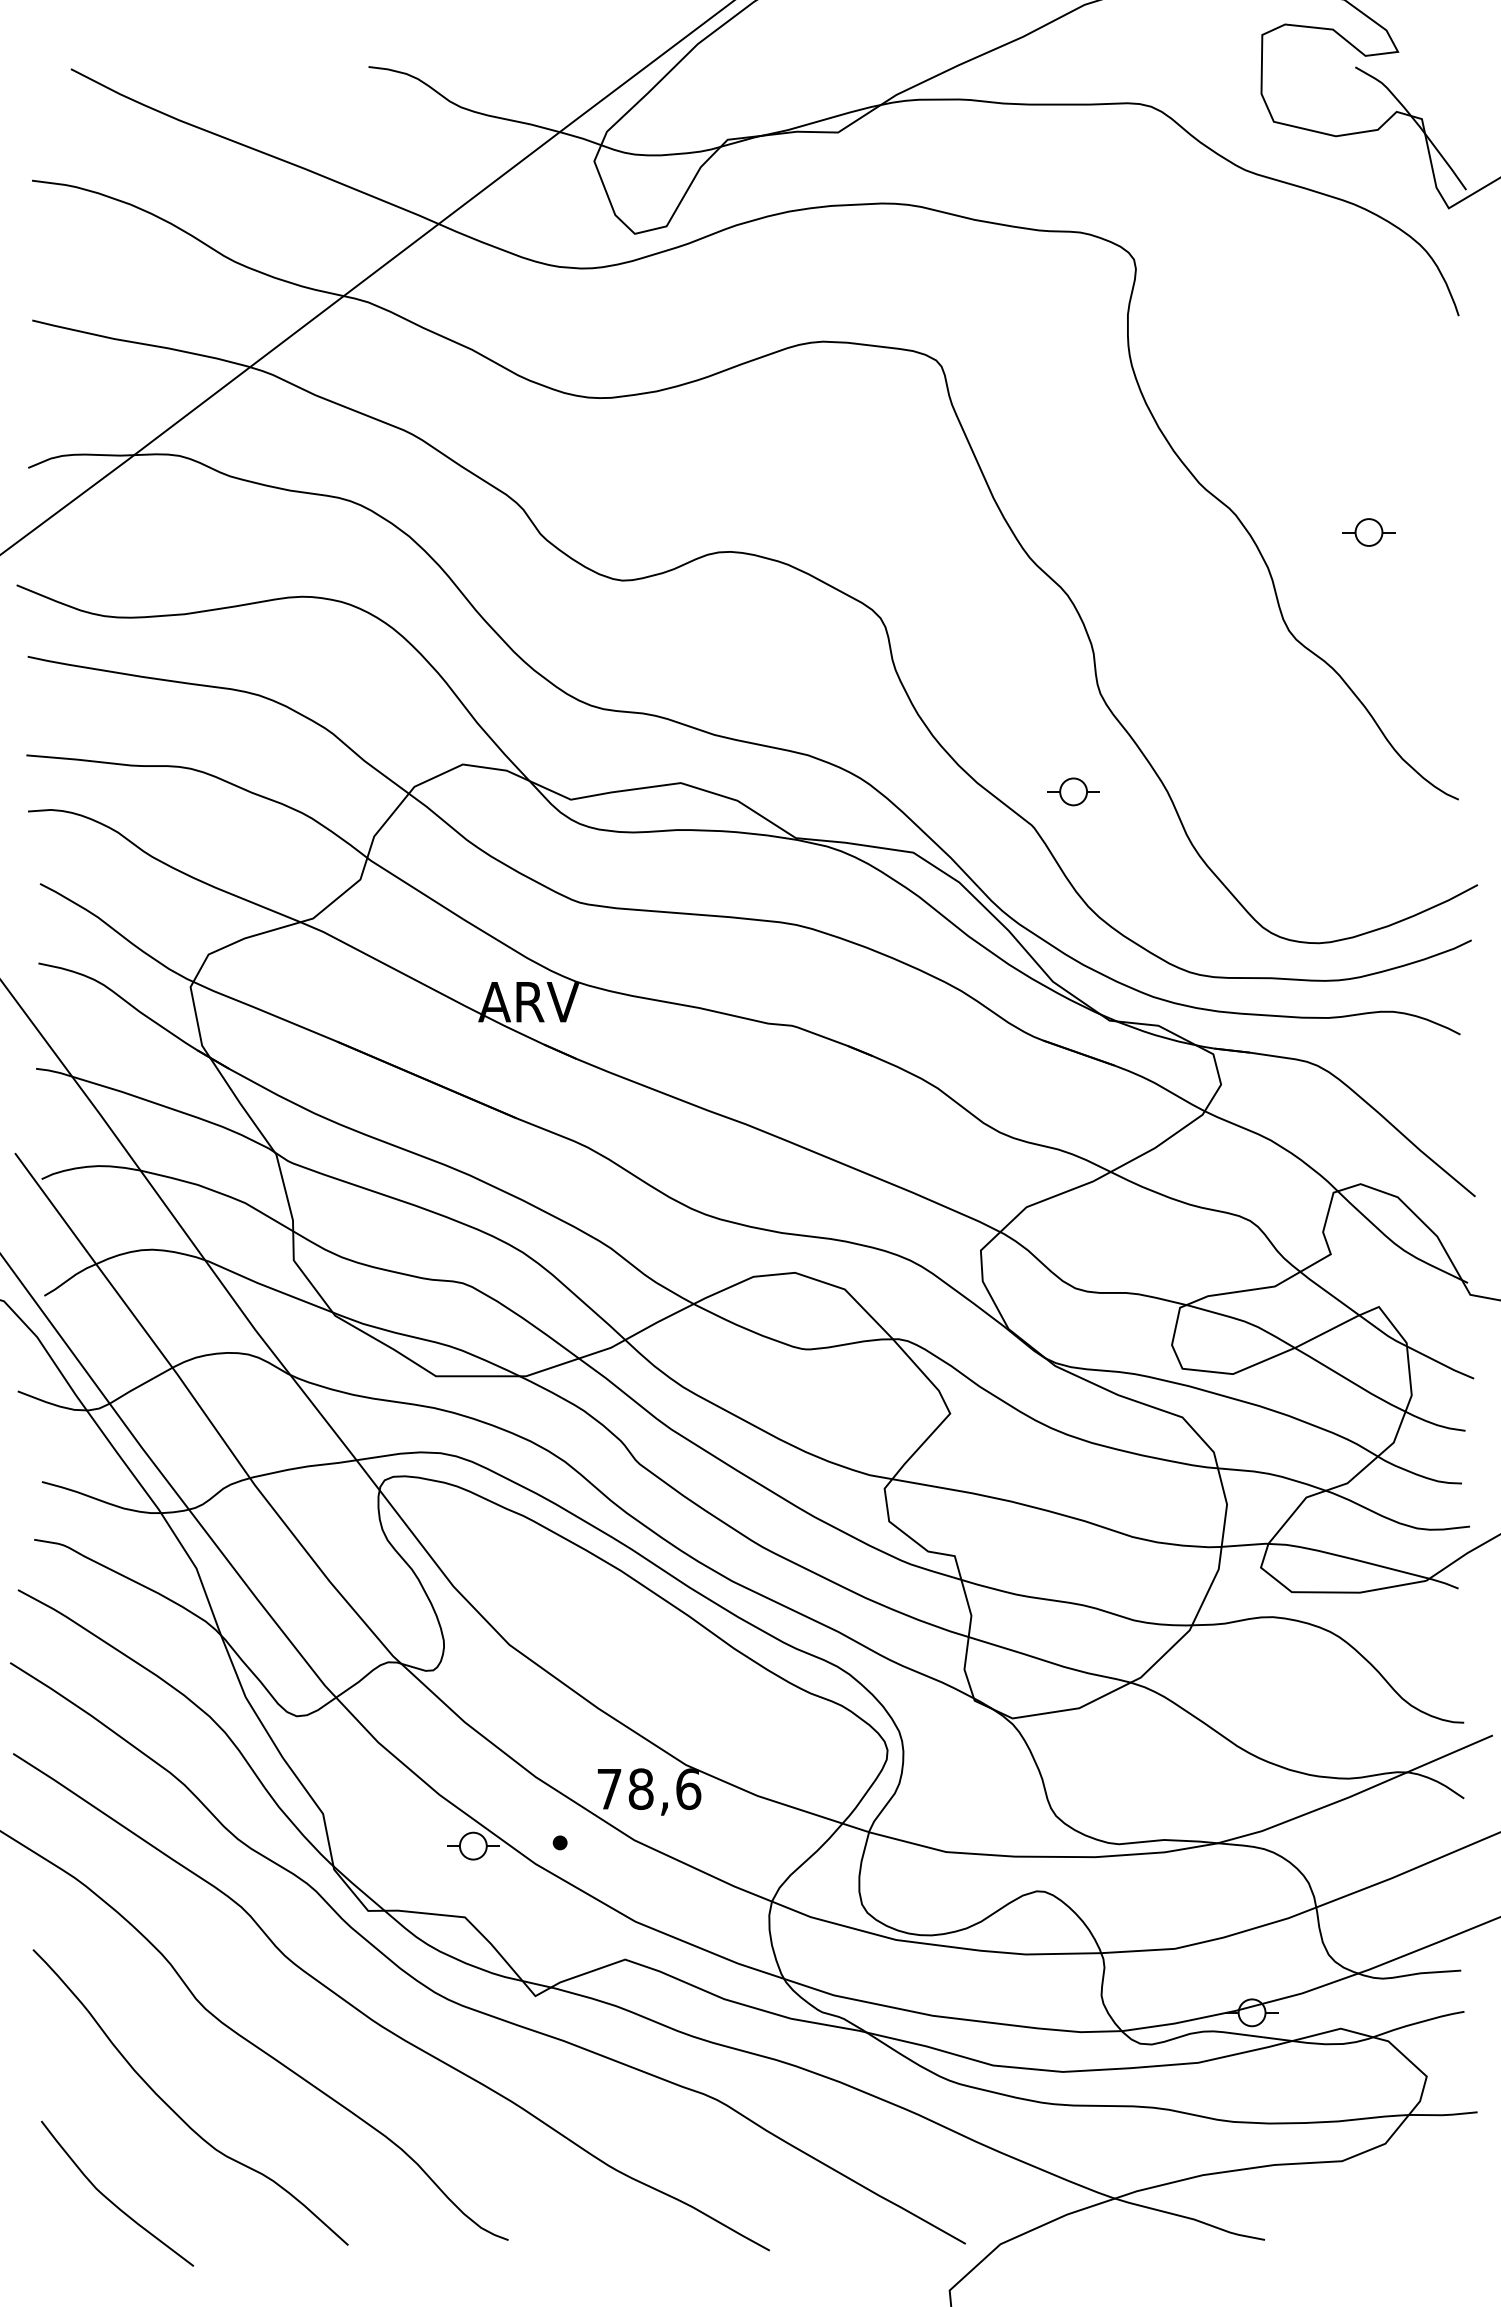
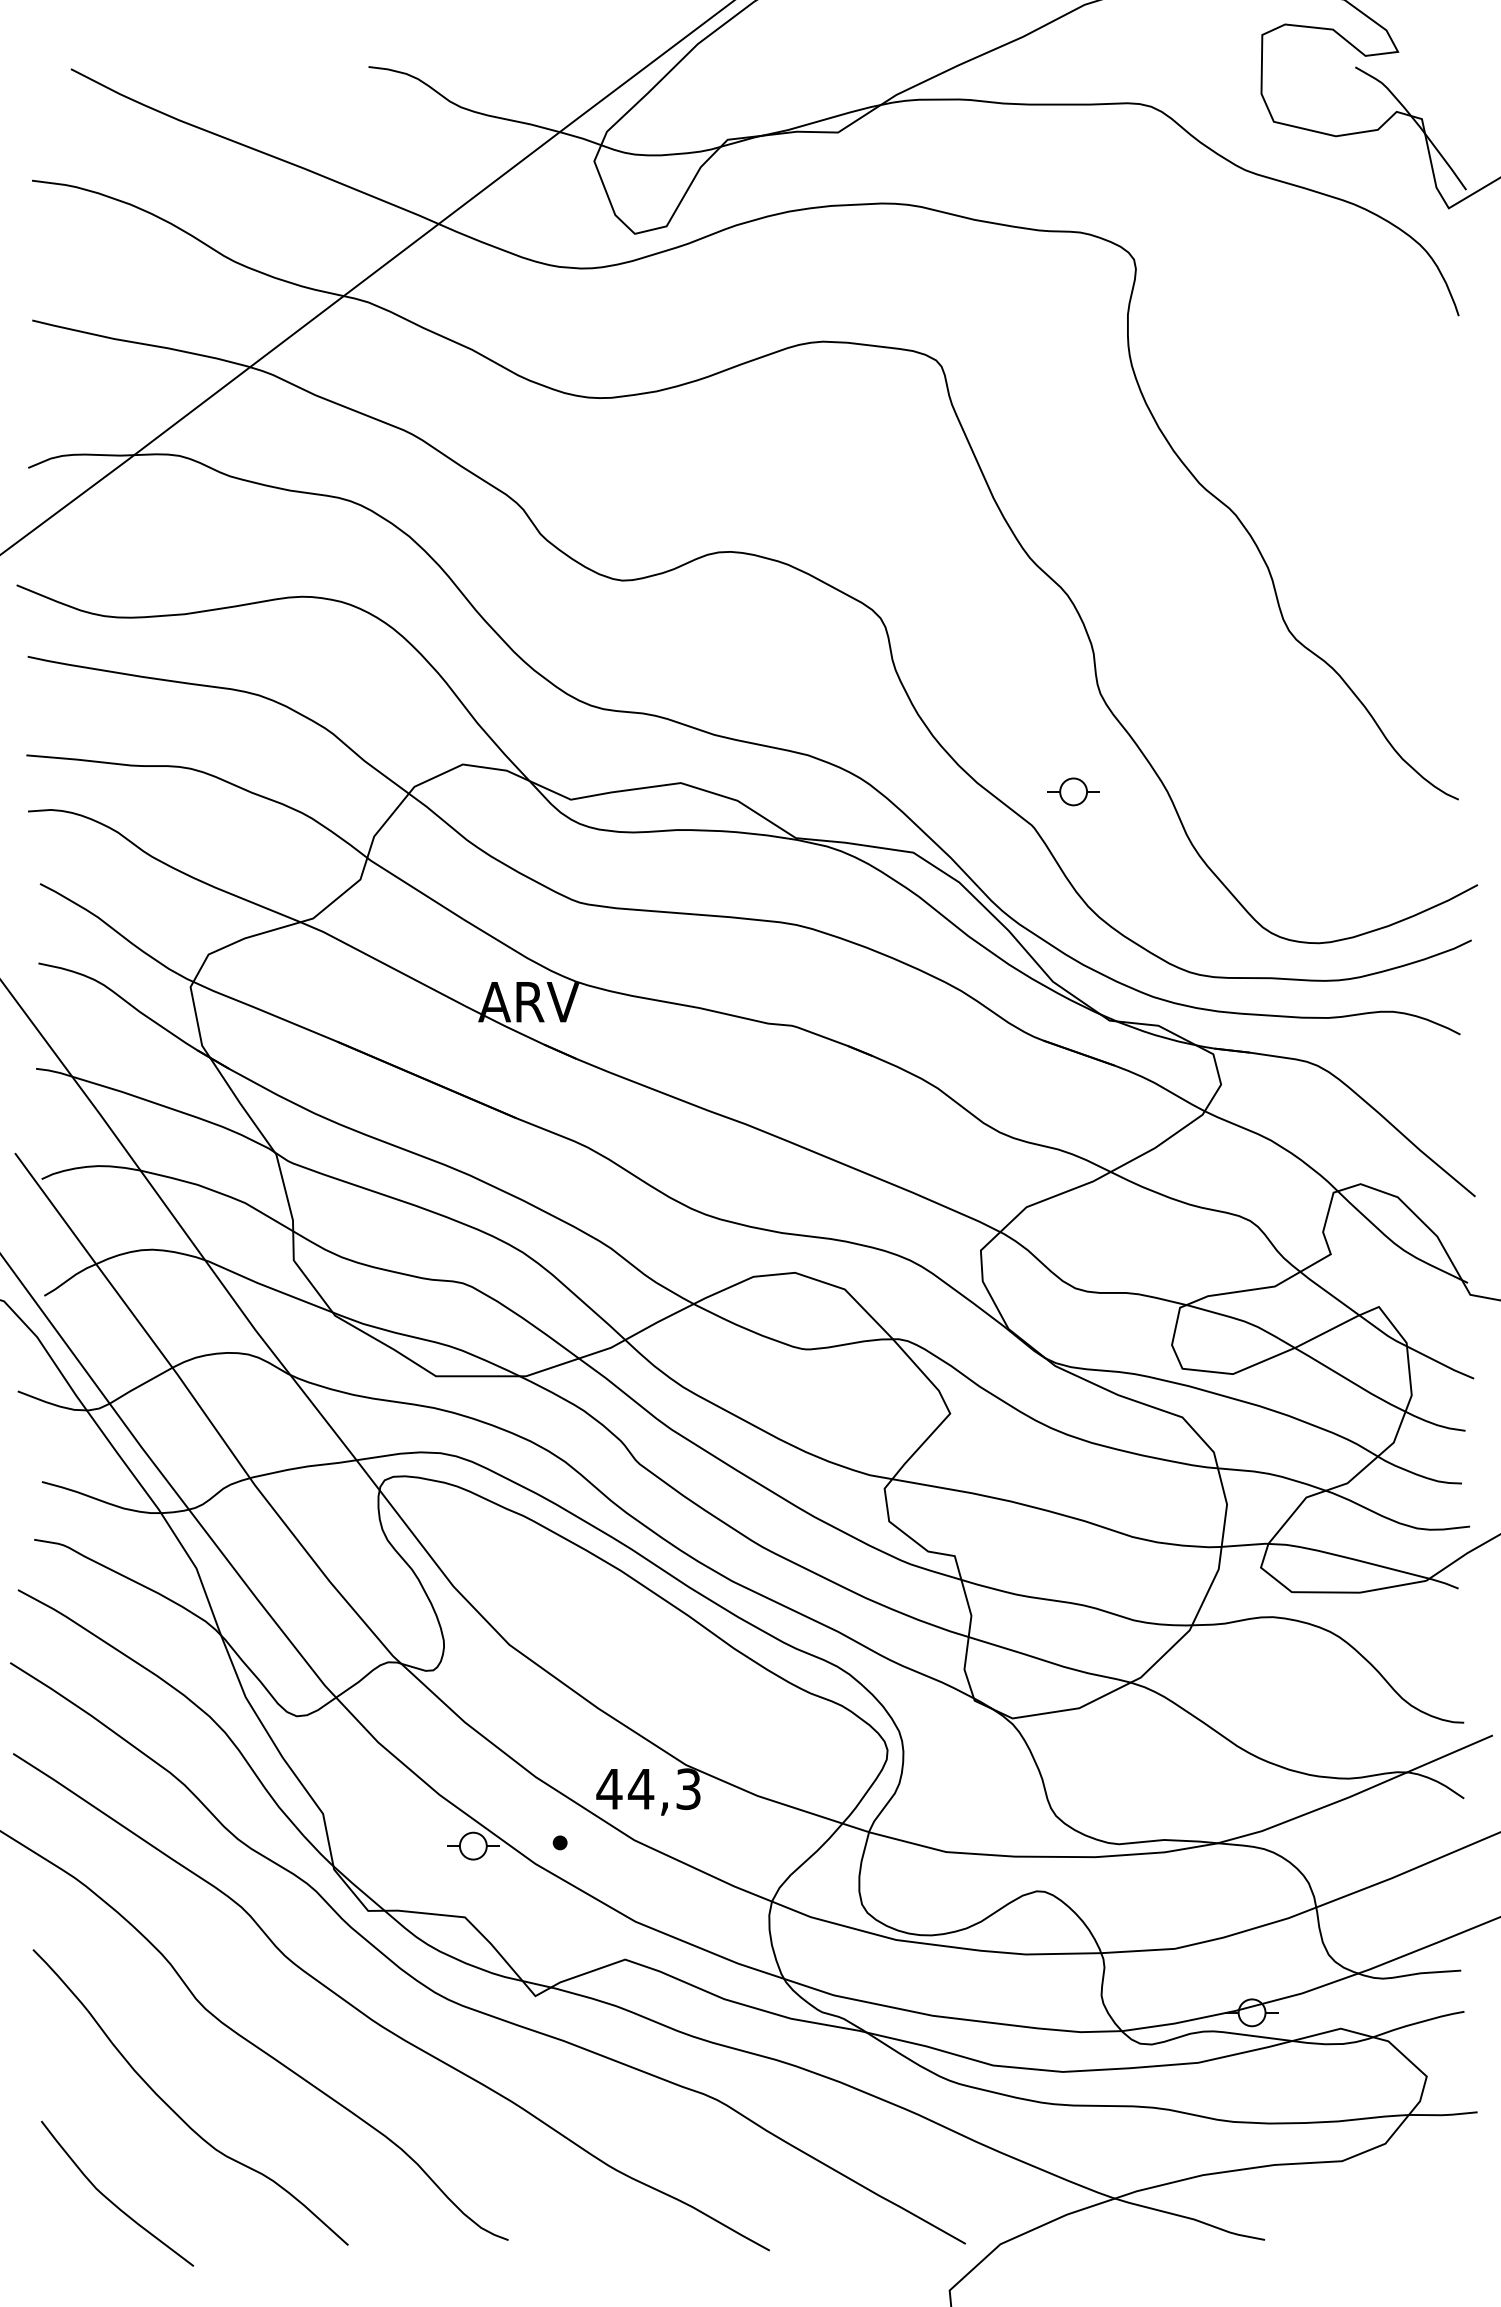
part: present -> none (1368, 532)
text: 78,6 -> 44,3 (648, 1789)
